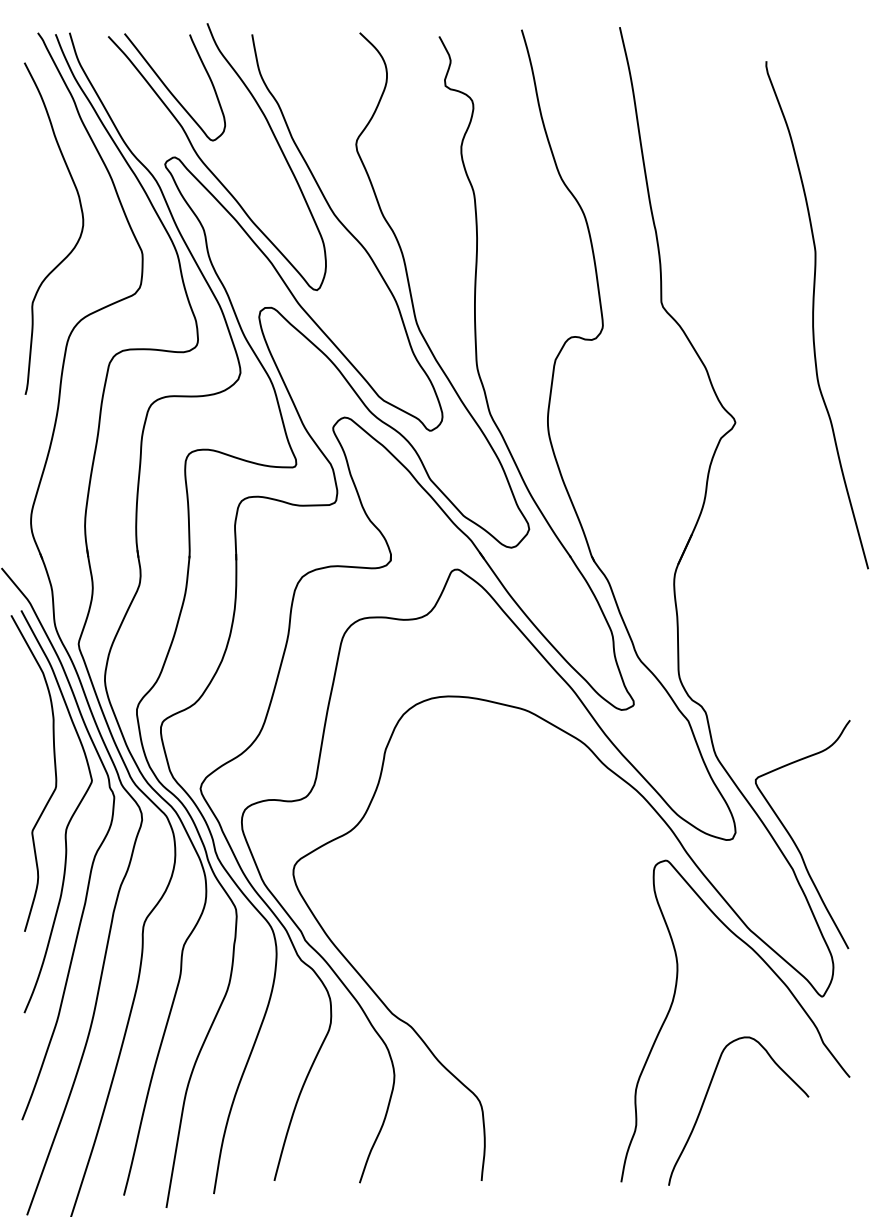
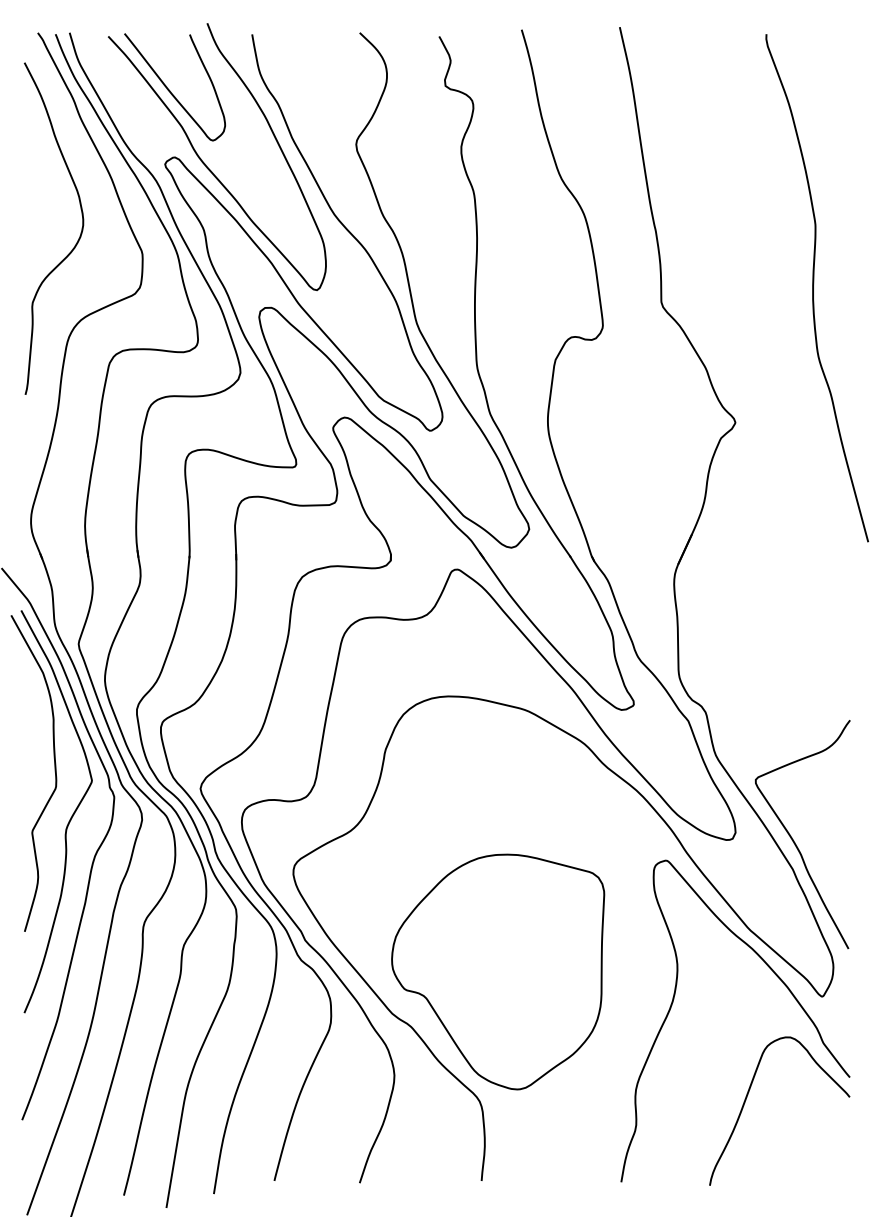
curve position: (813, 315) -> (813, 288) (813, 288)
part: none -> present (498, 971)
curve position: (705, 1100) -> (746, 1100) (746, 1100)
